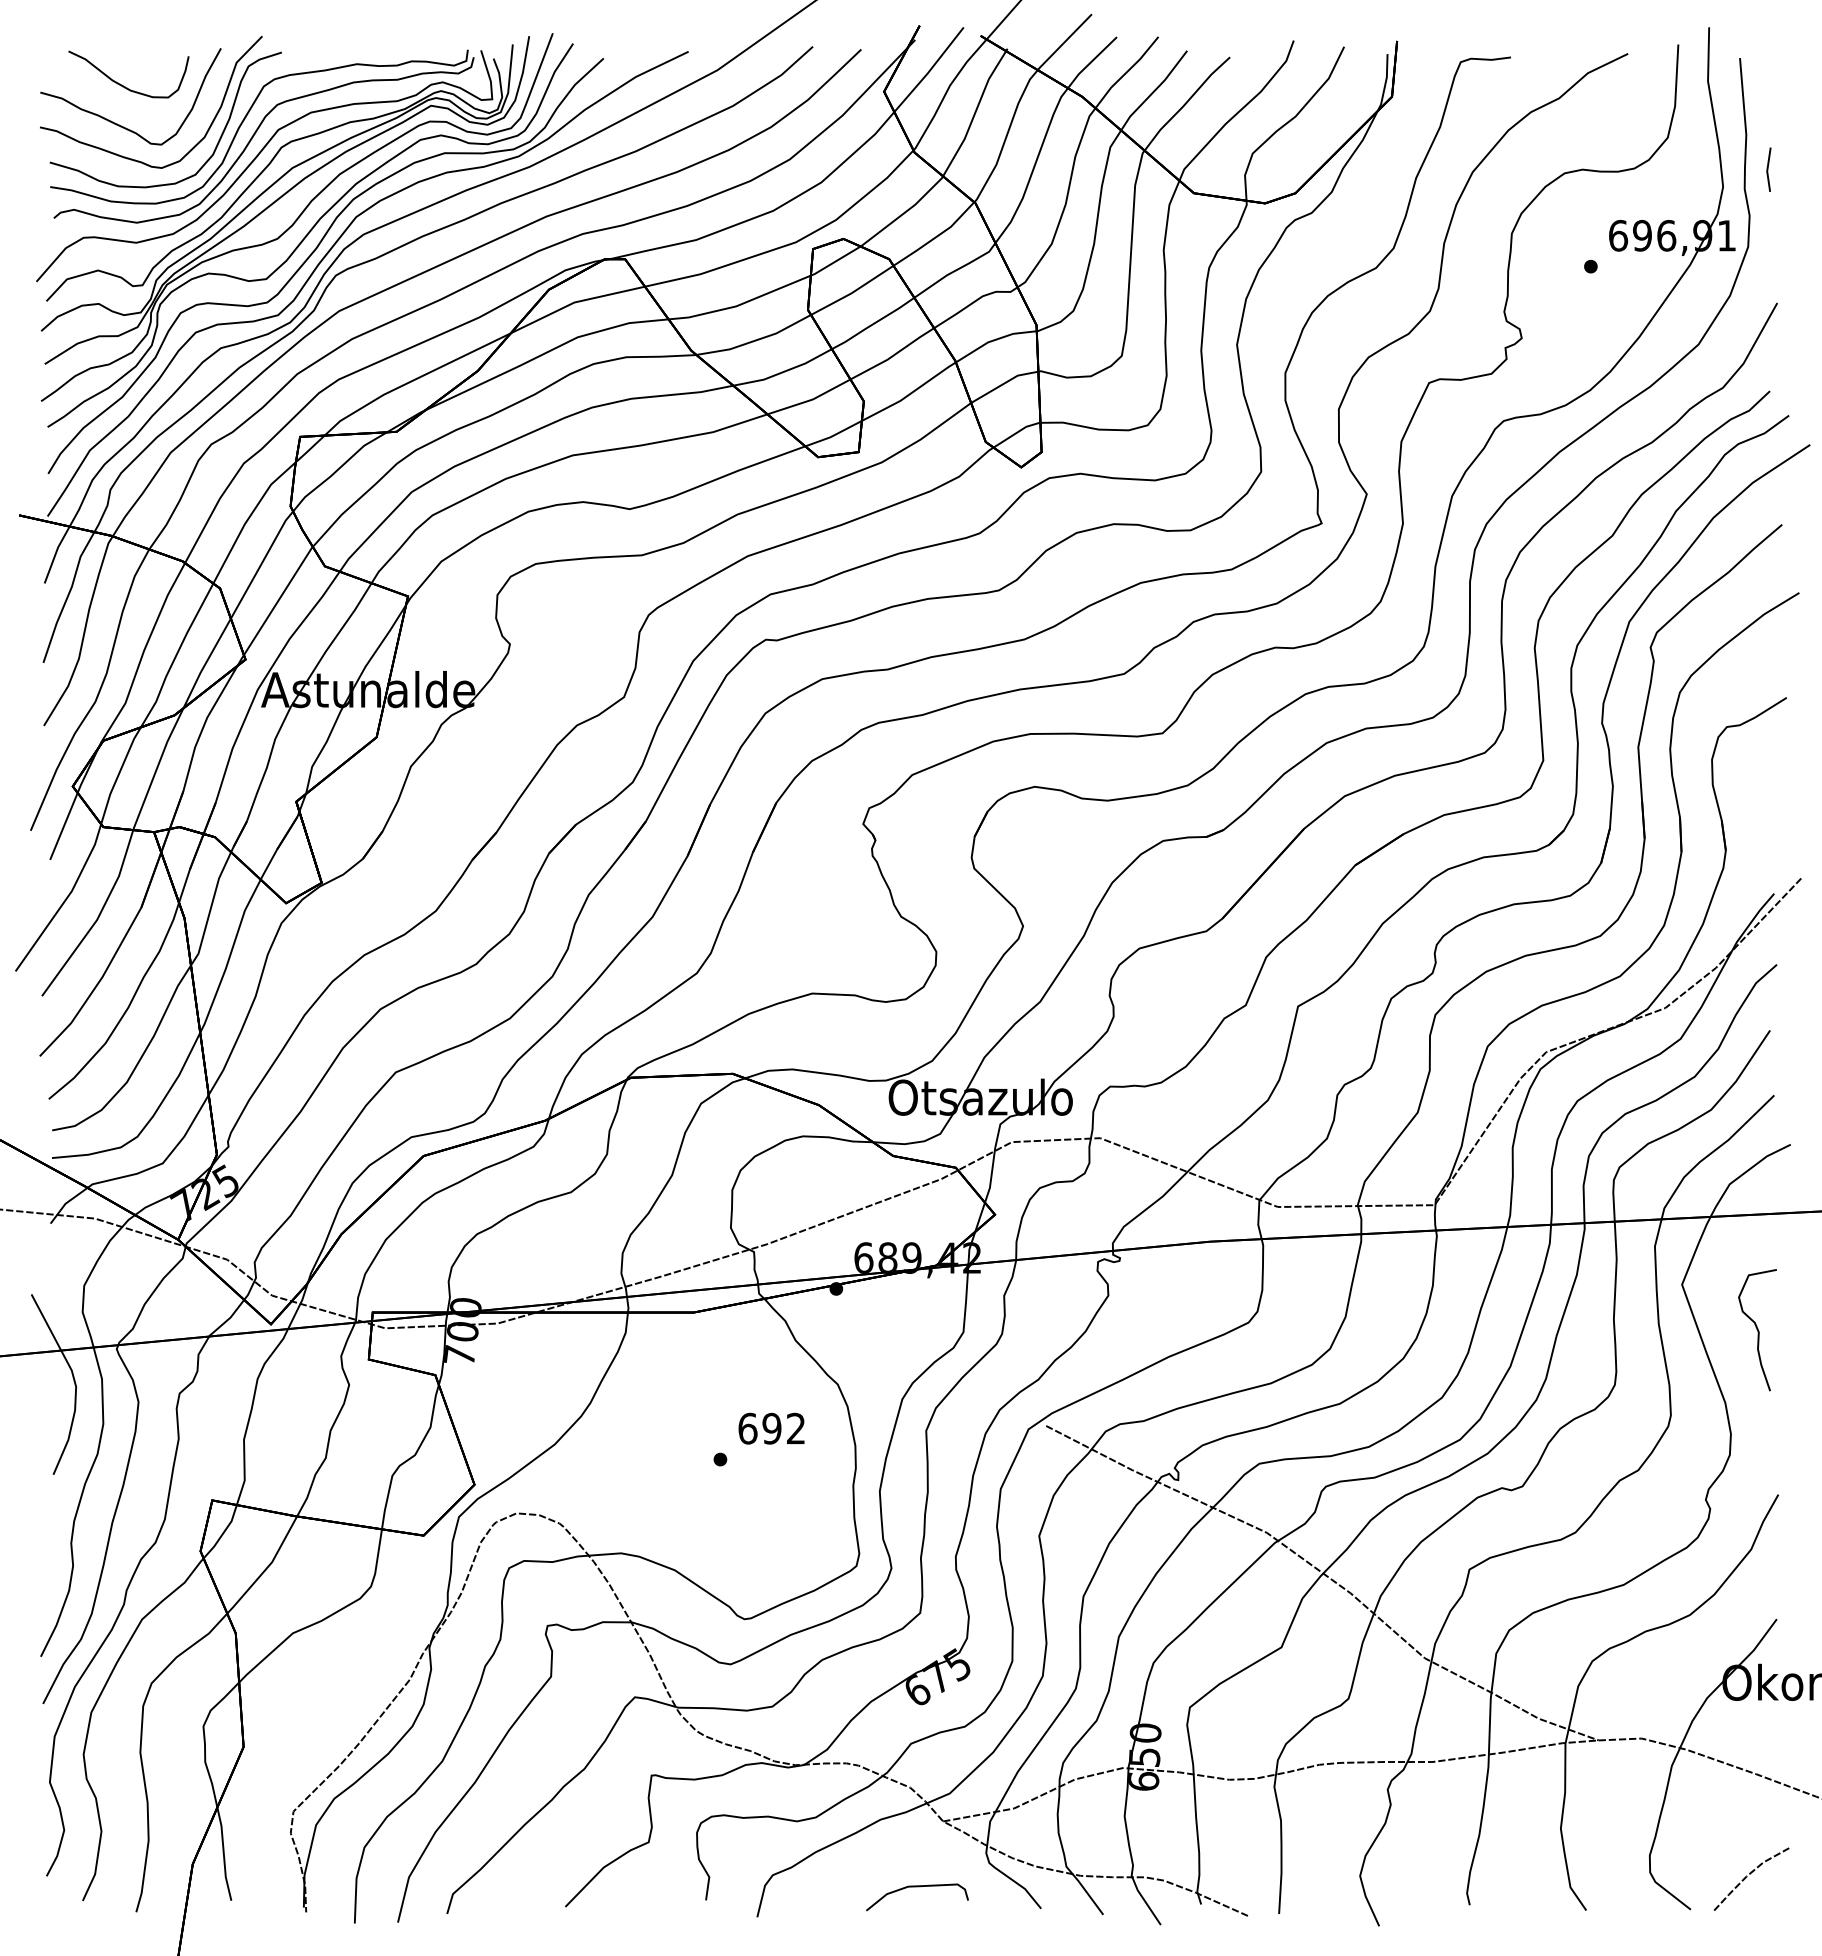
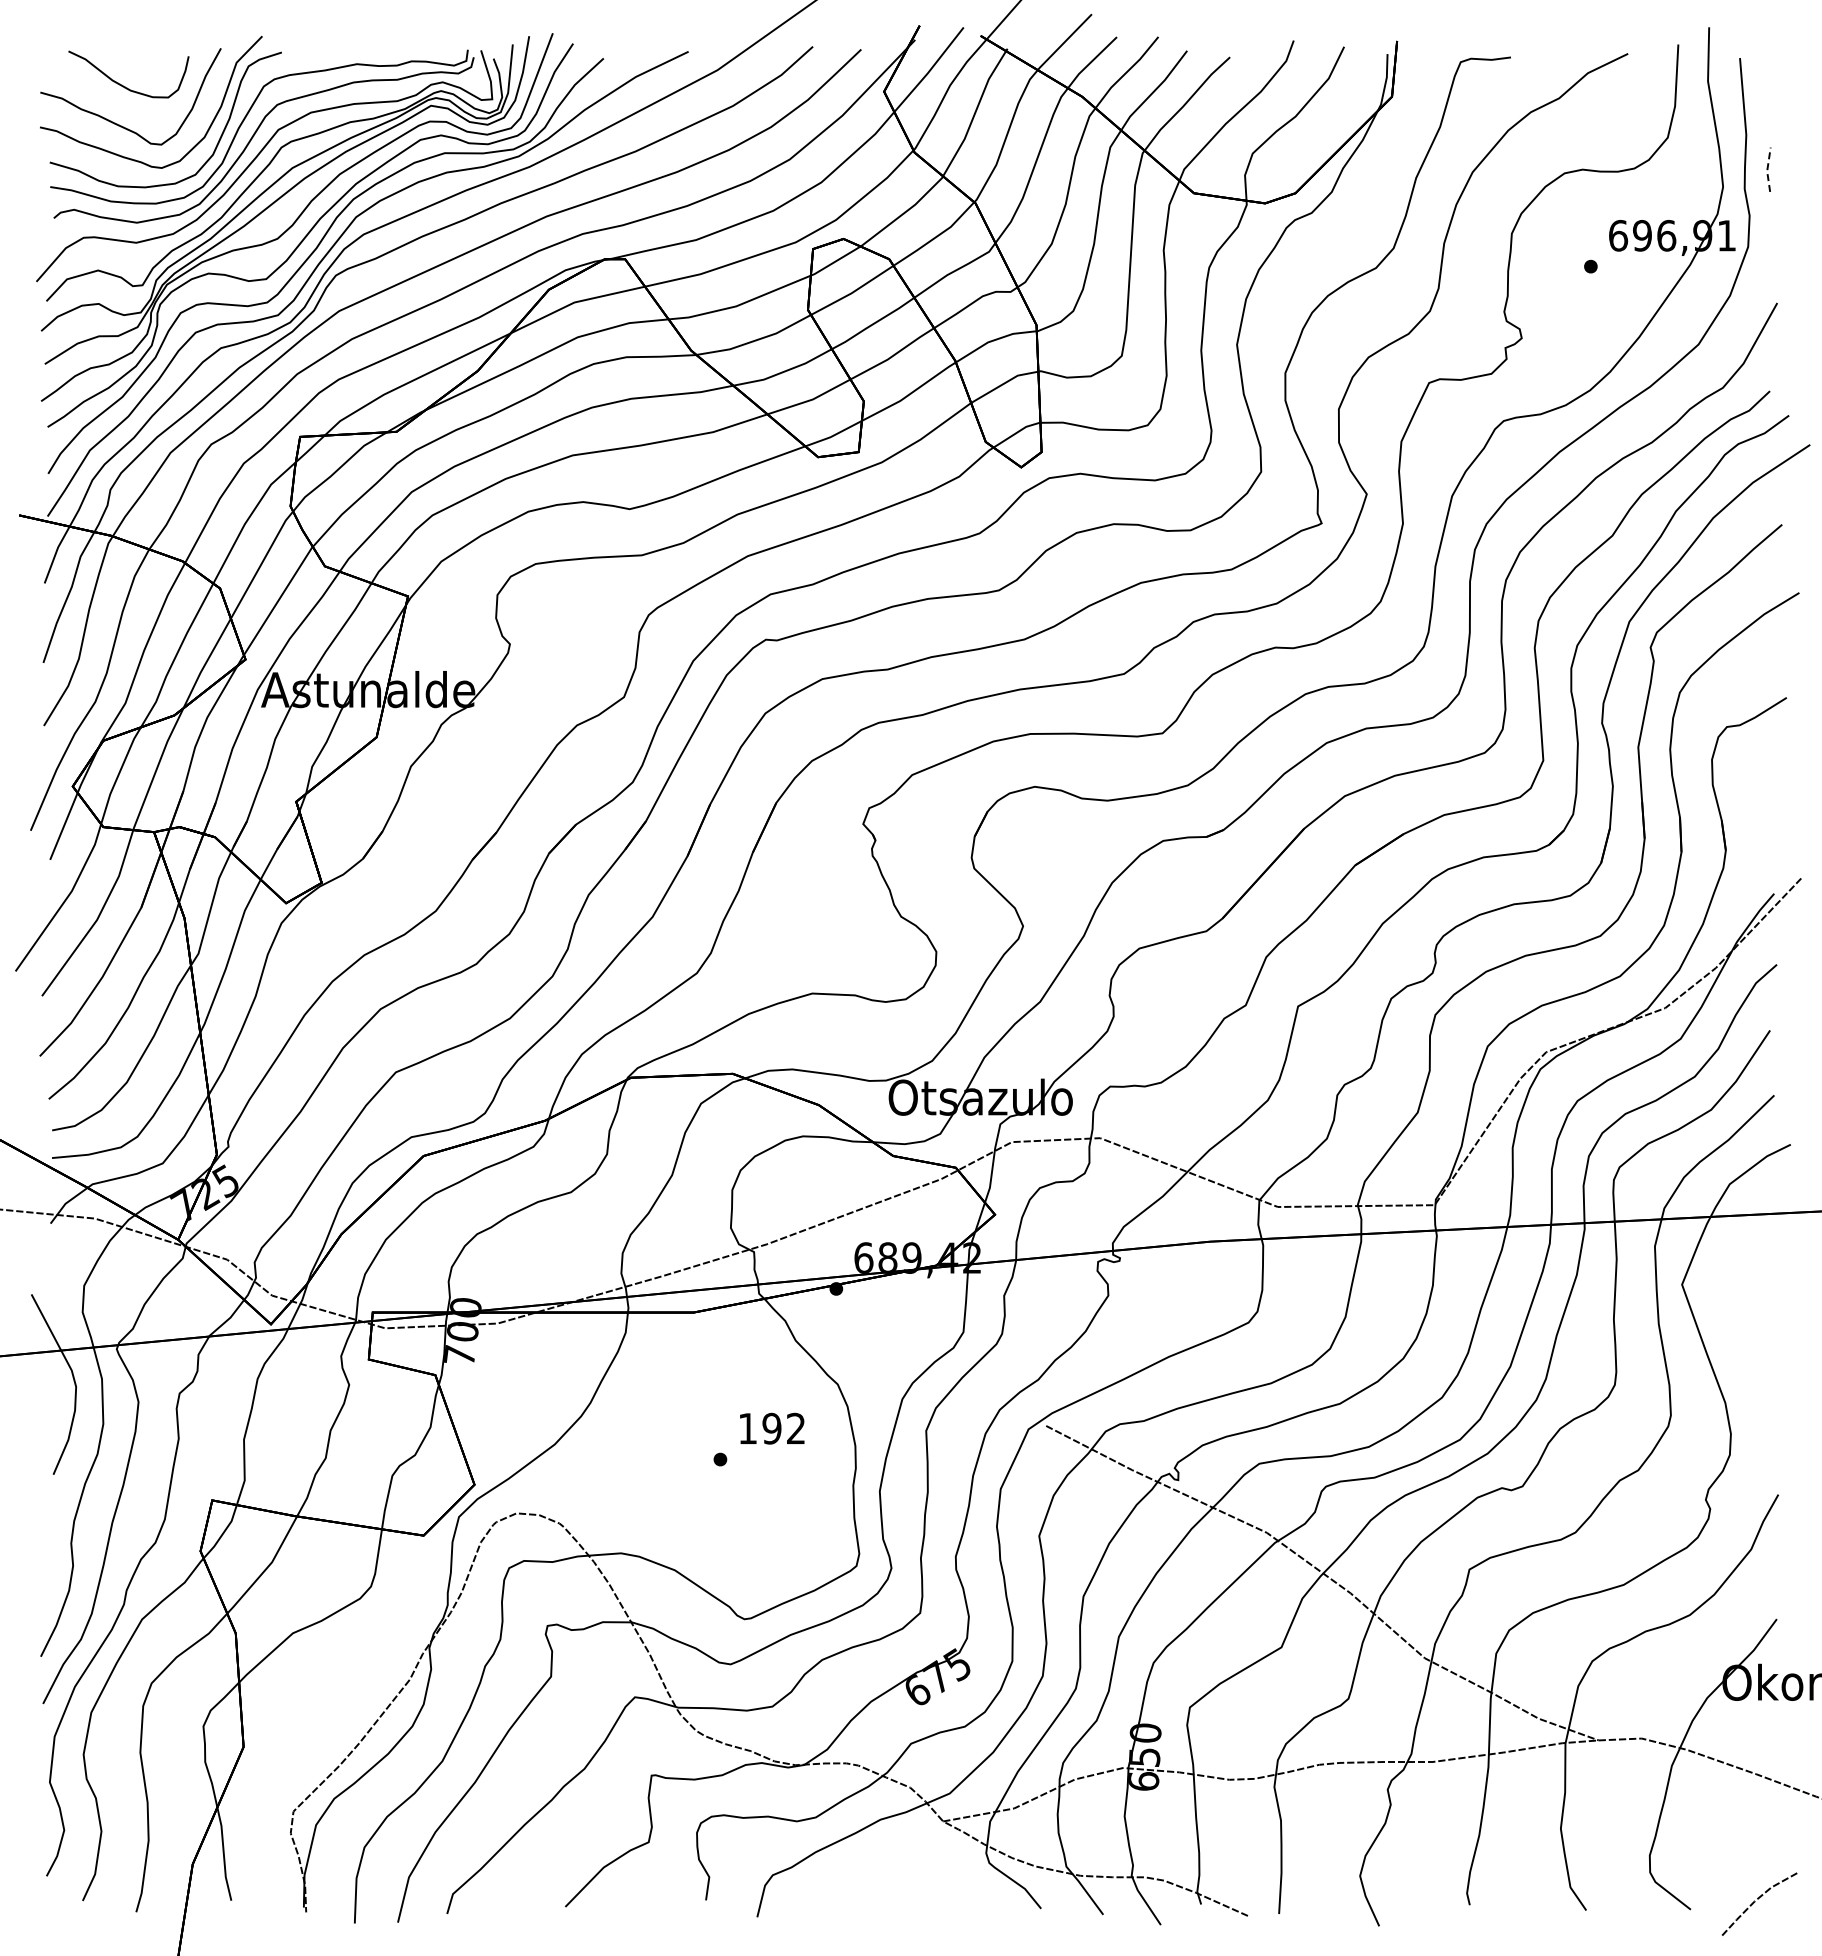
line: solid -> dashed (1767, 169)
curve: present -> none (1757, 1330)
text: 692 -> 192 (747, 1428)
line position: (1750, 1874) -> (1758, 1899) (1758, 1899)
curve: present -> none (917, 1887)
